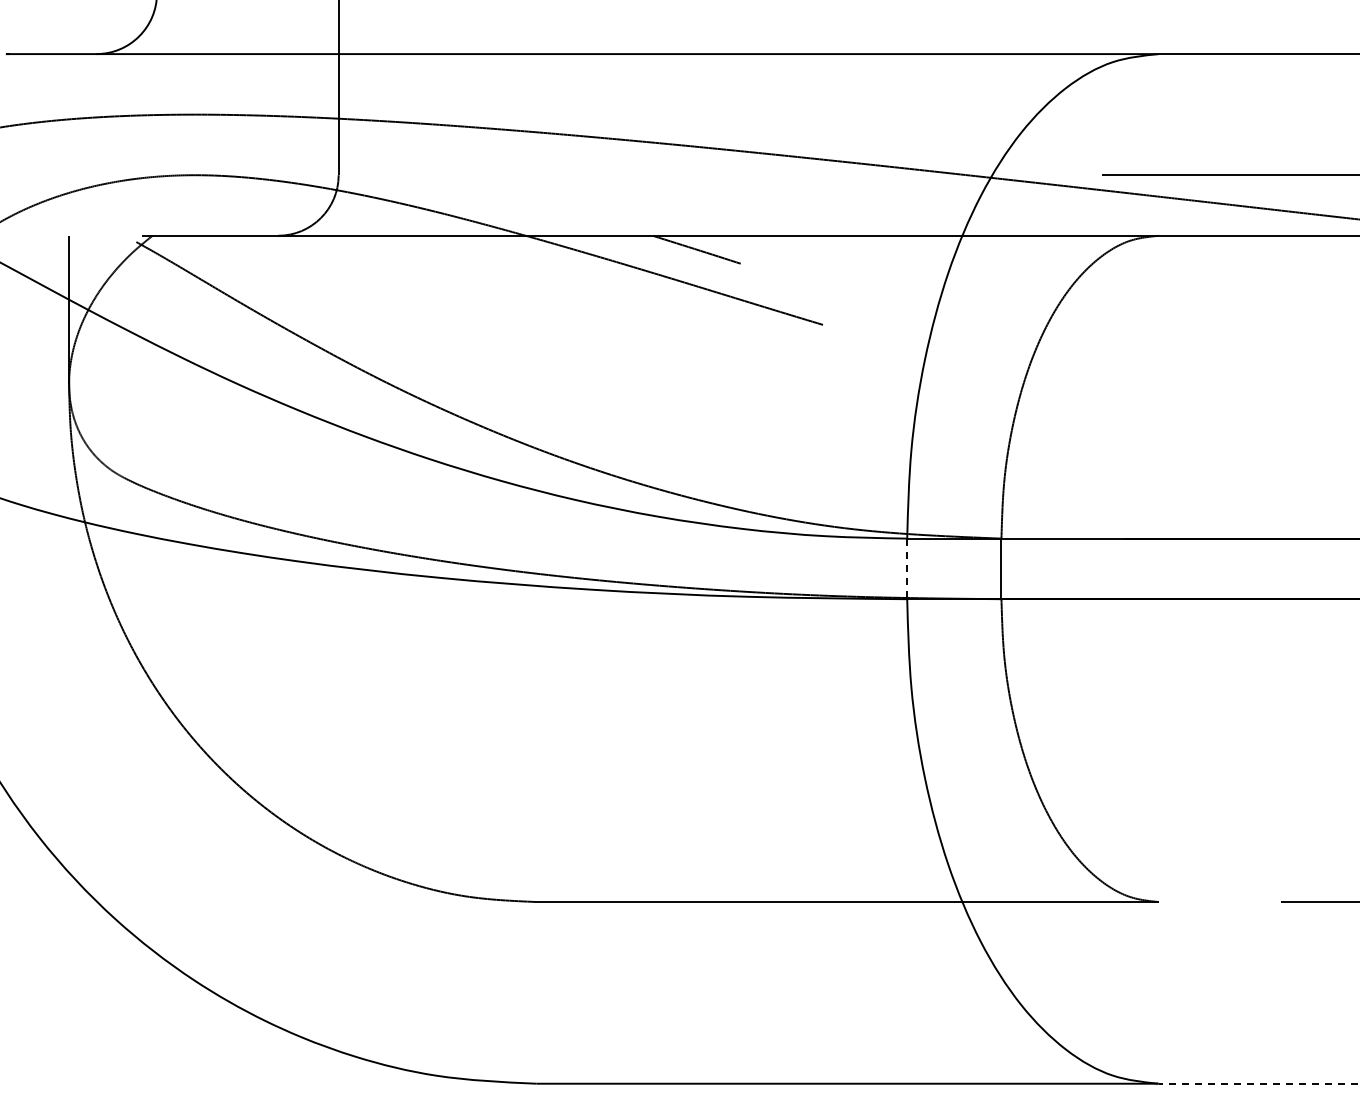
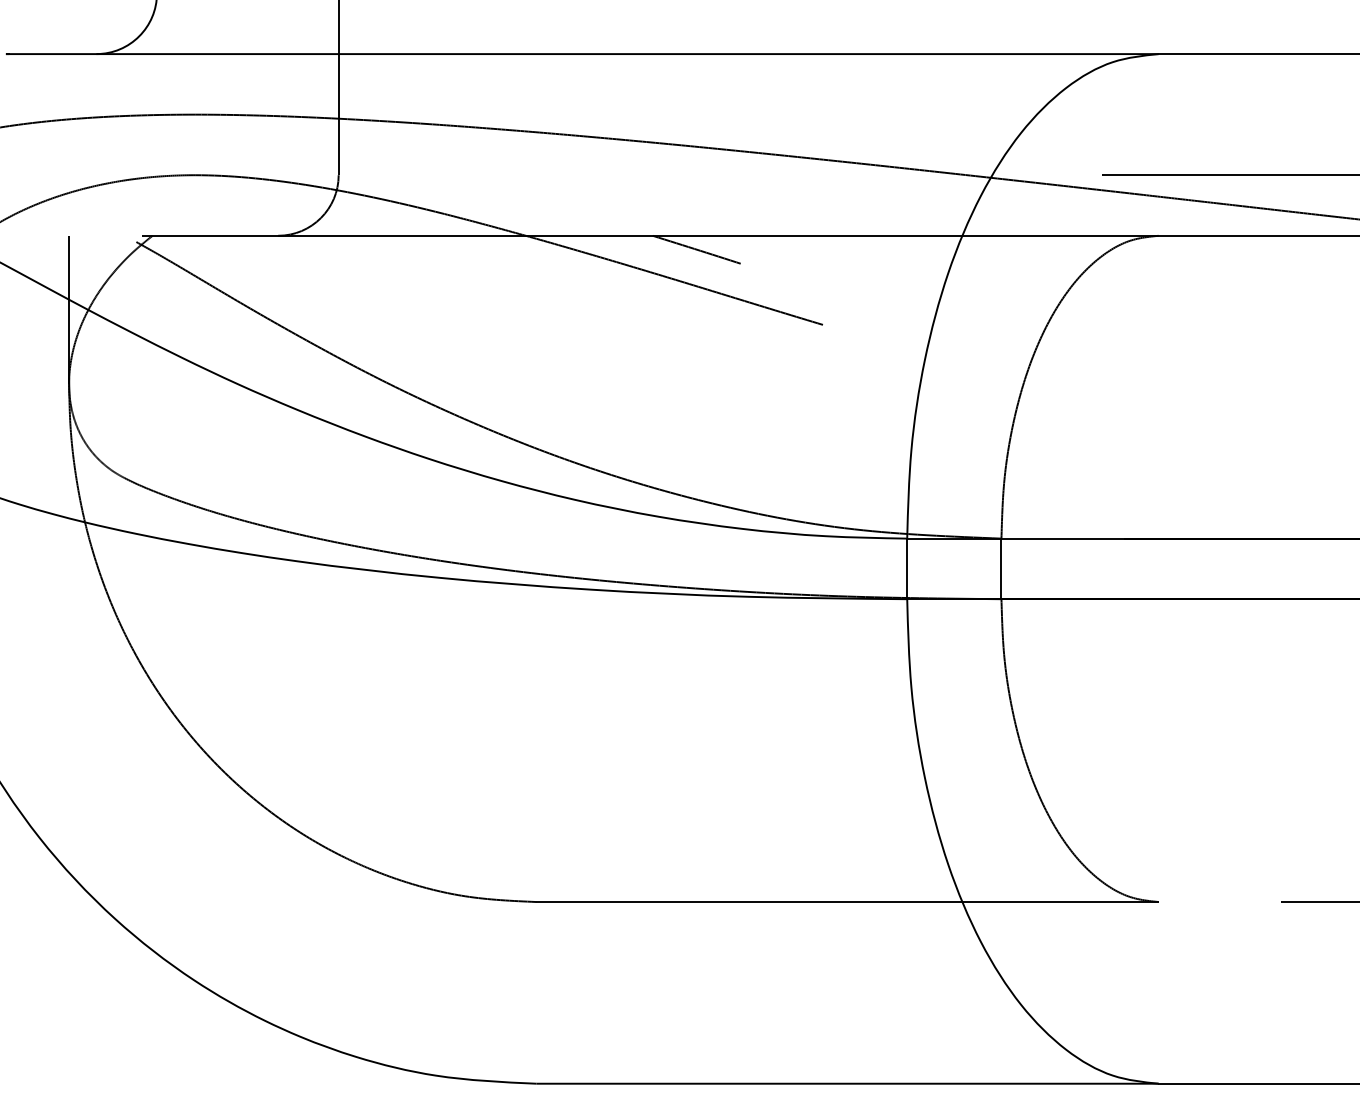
line: dashed -> solid (907, 569)
line: dashed -> solid (1258, 1083)
